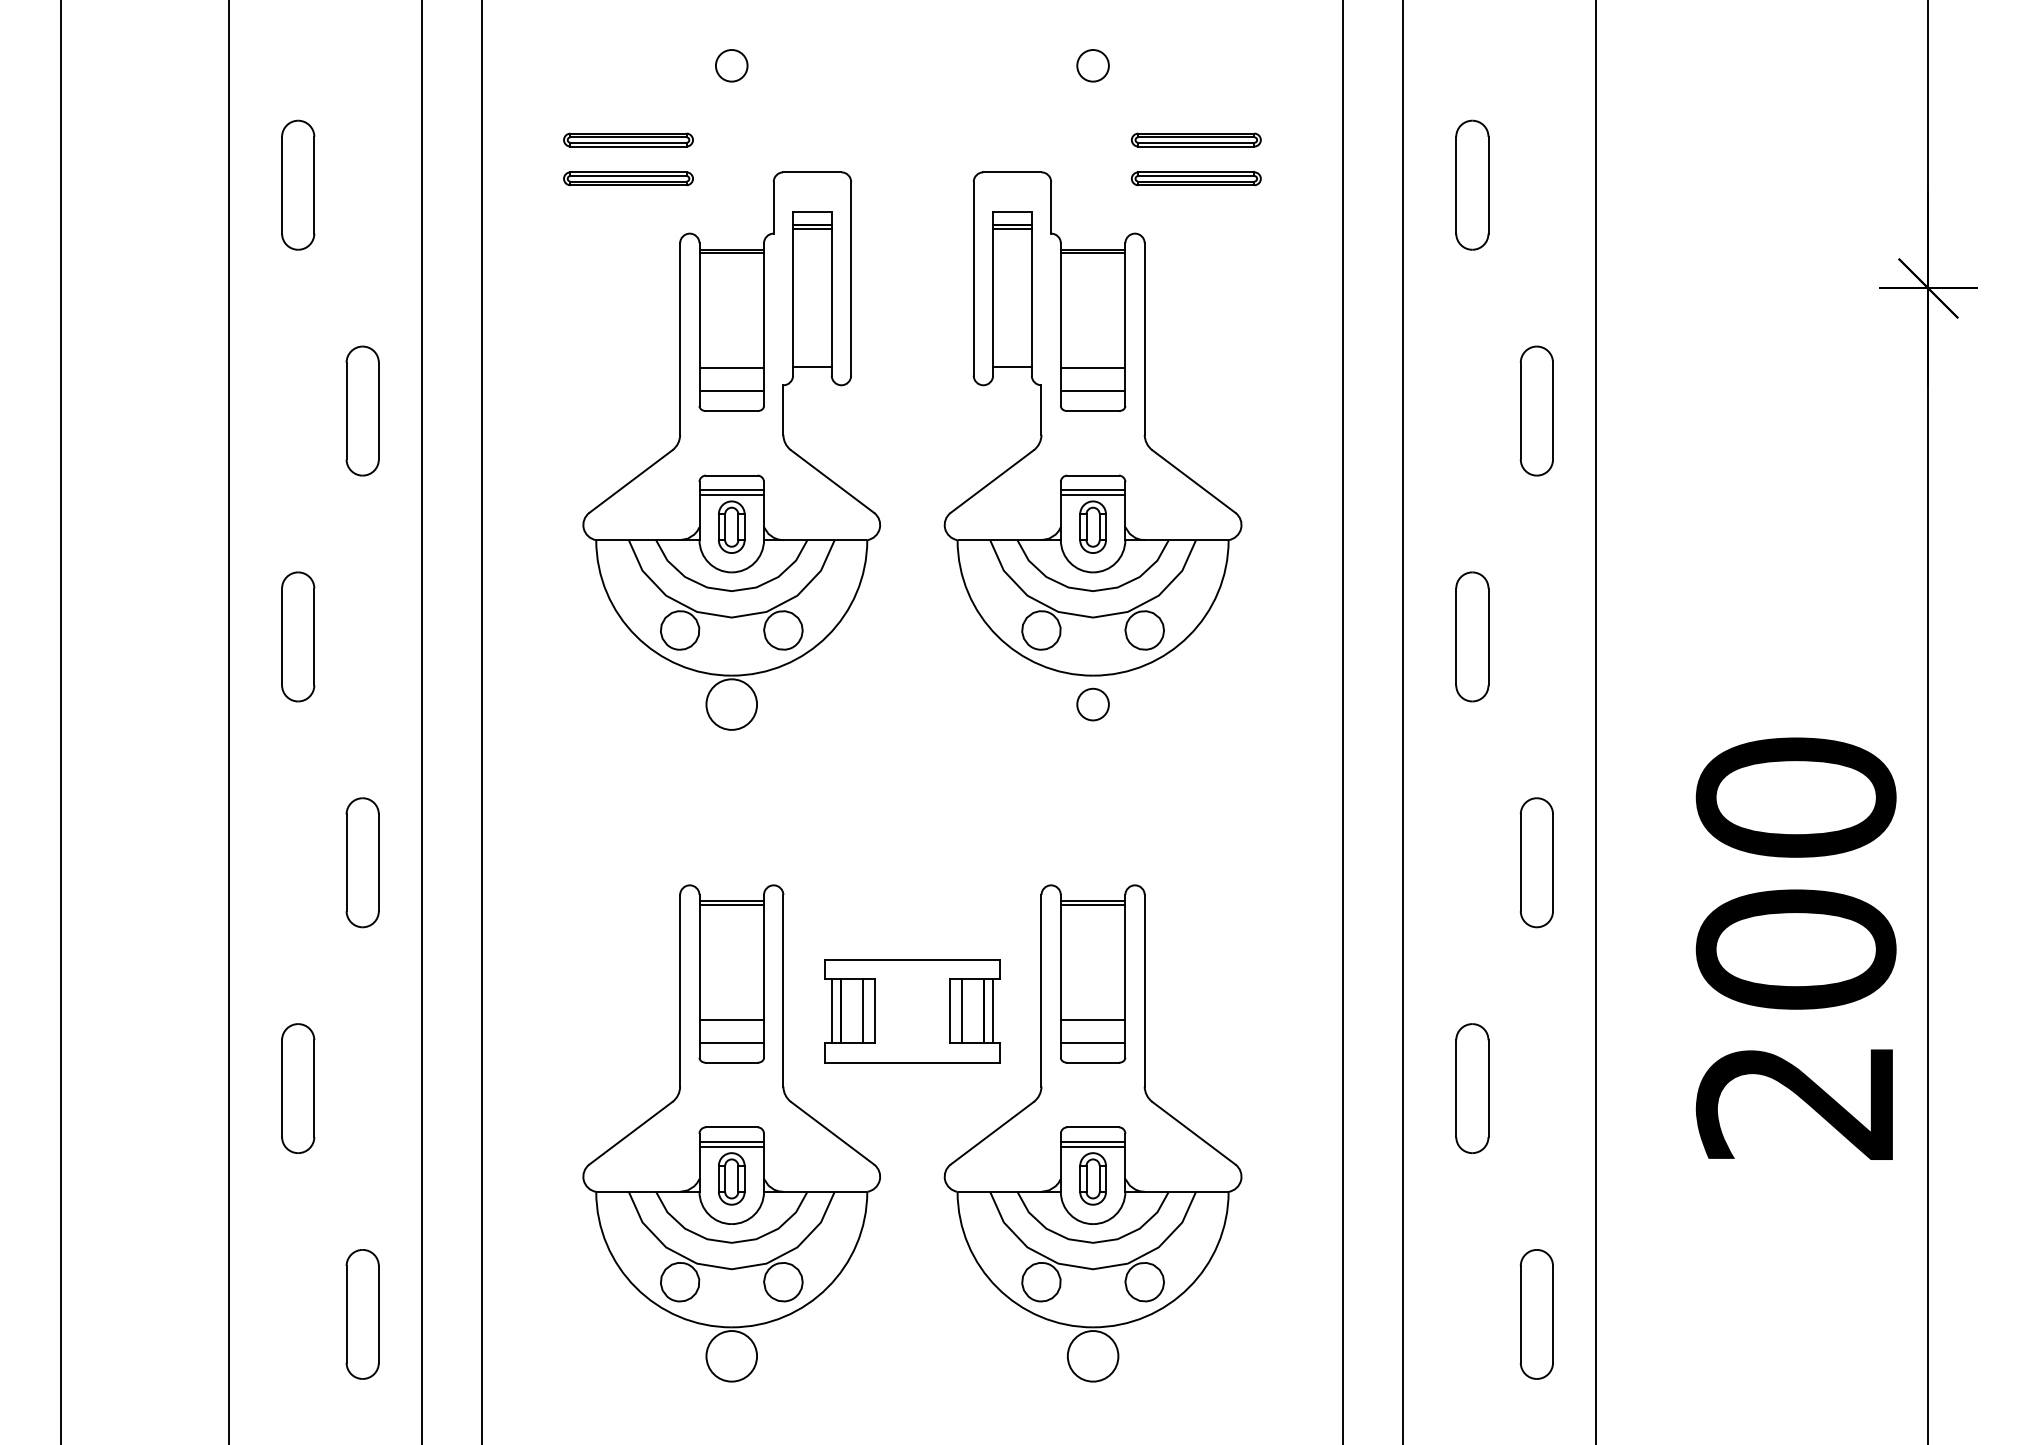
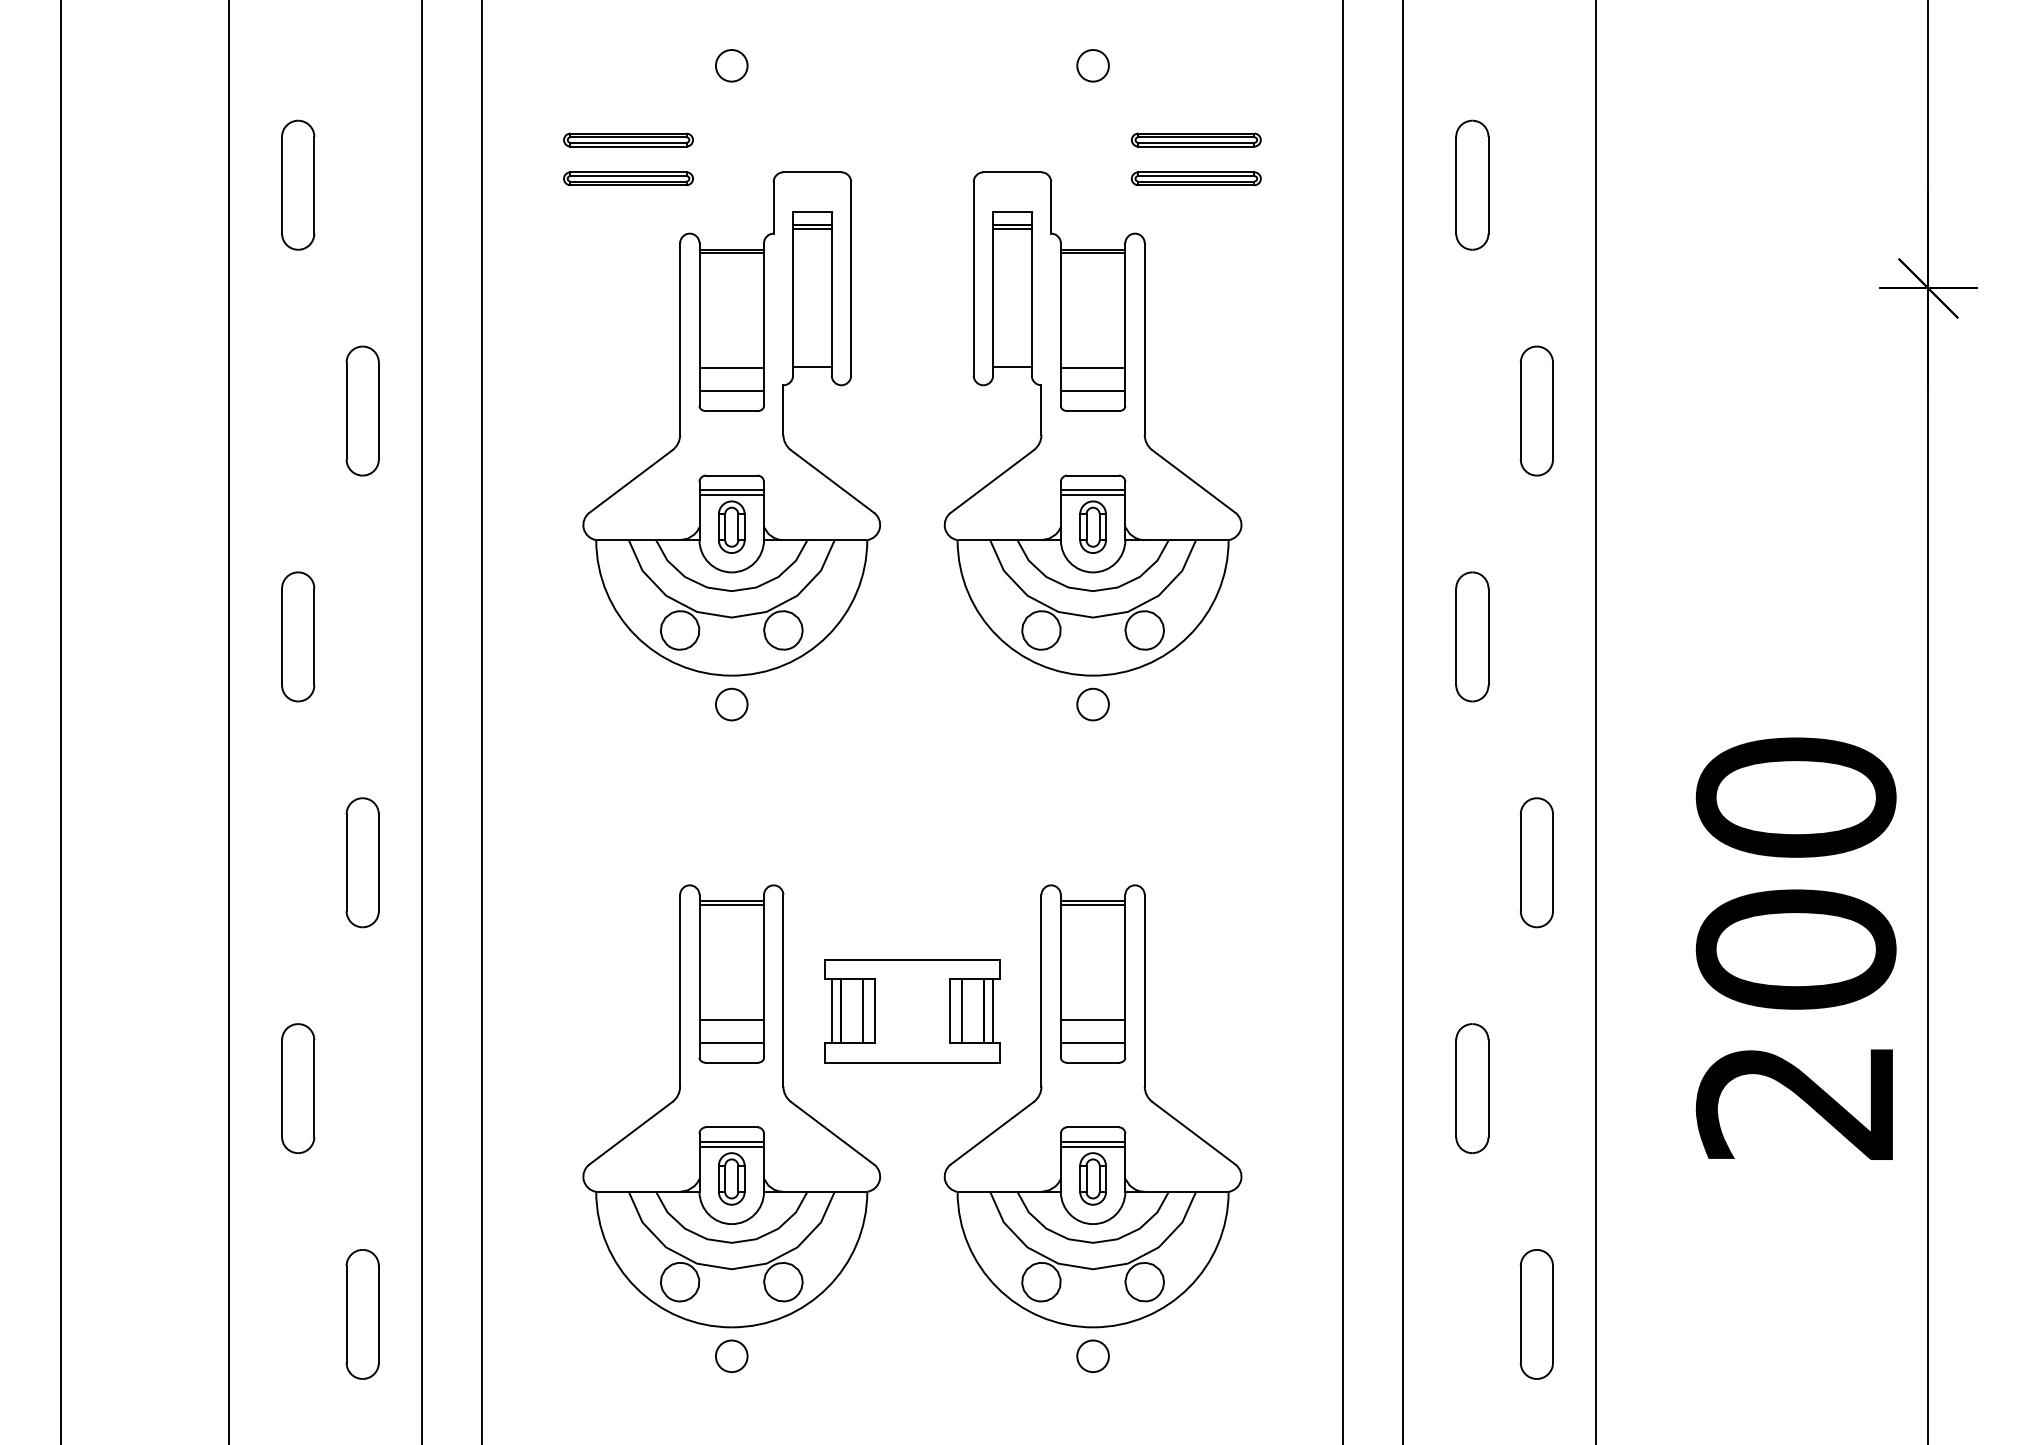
circle diameter: 51 px -> 32 px (731, 704)
circle diameter: 51 px -> 32 px (731, 1356)
circle diameter: 51 px -> 32 px (1092, 1356)
